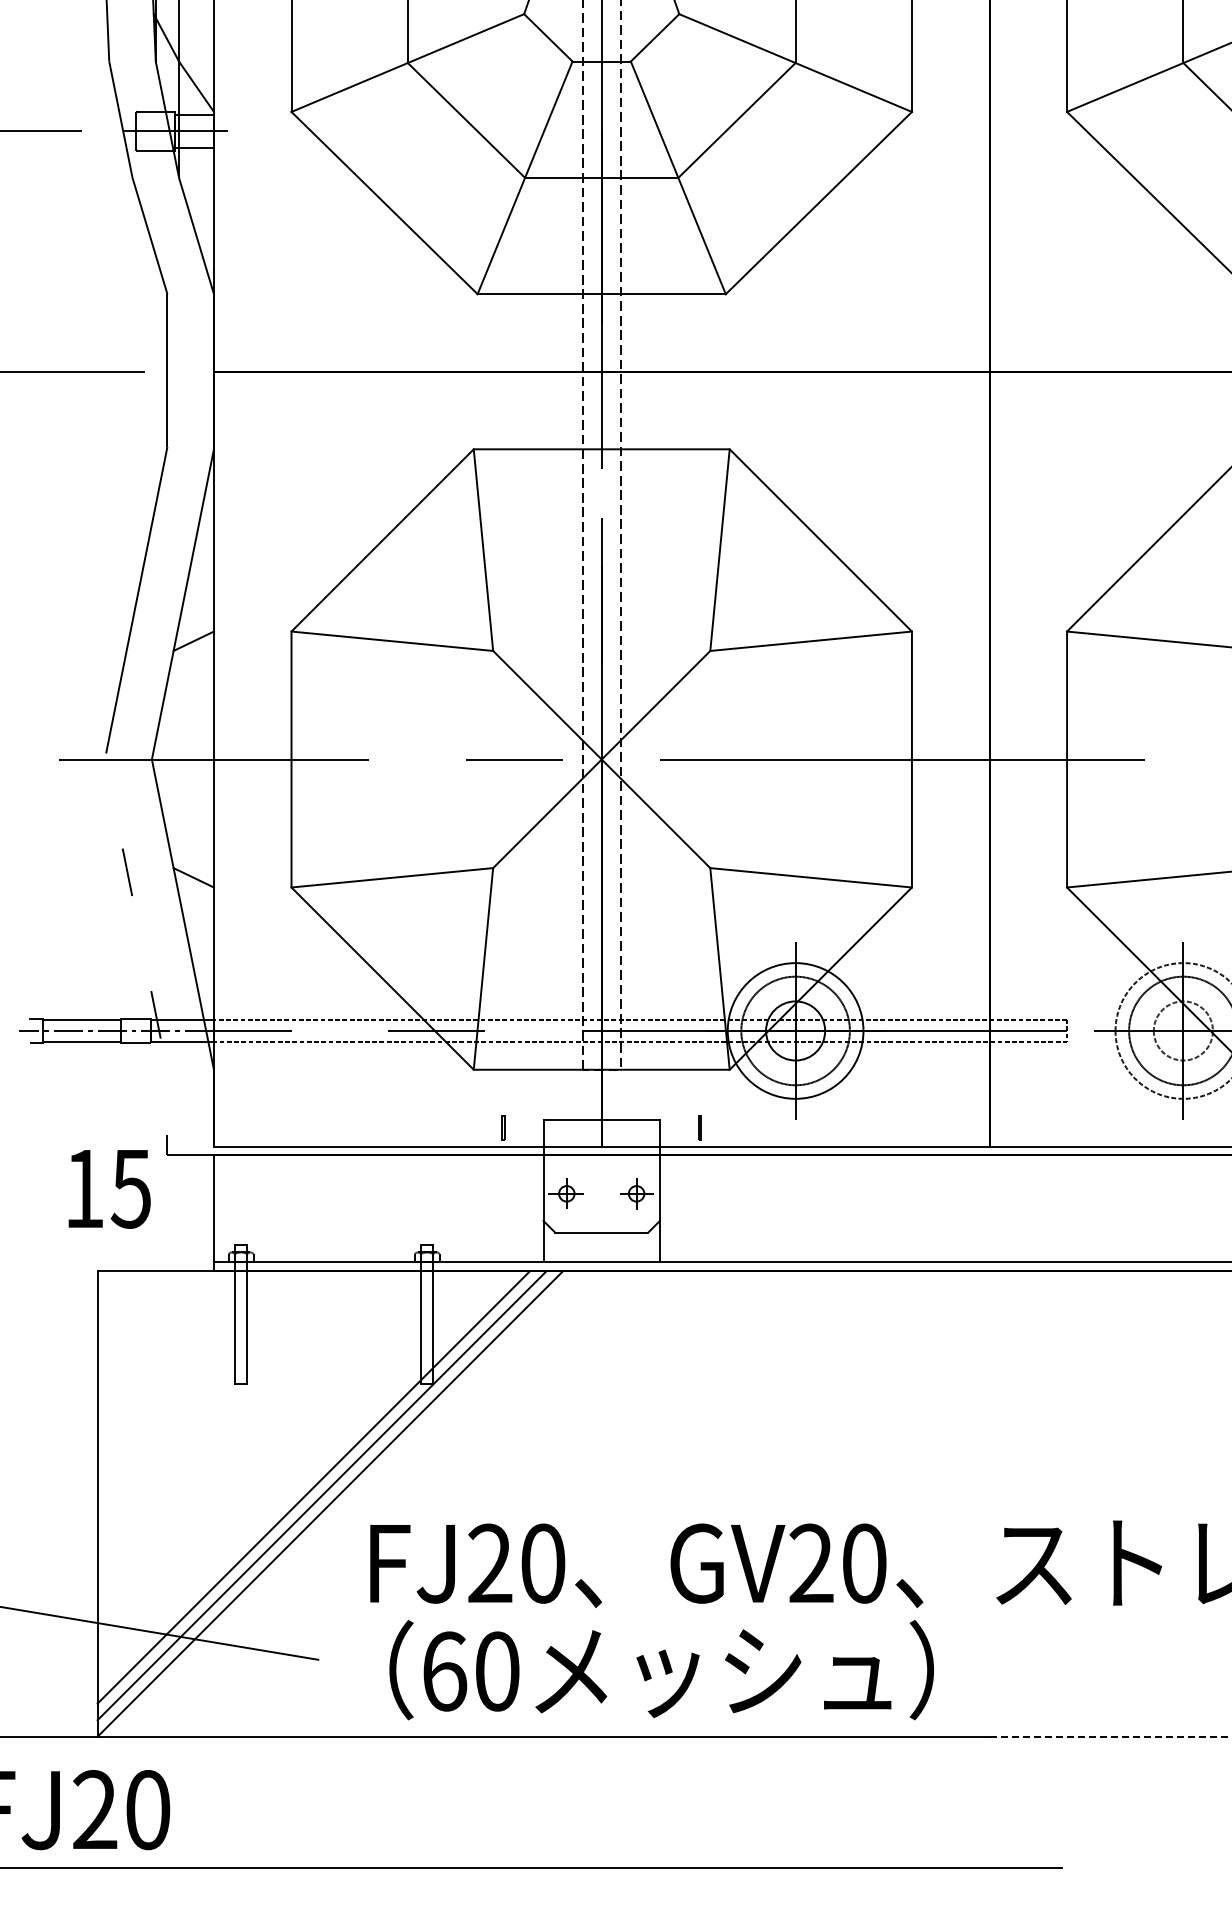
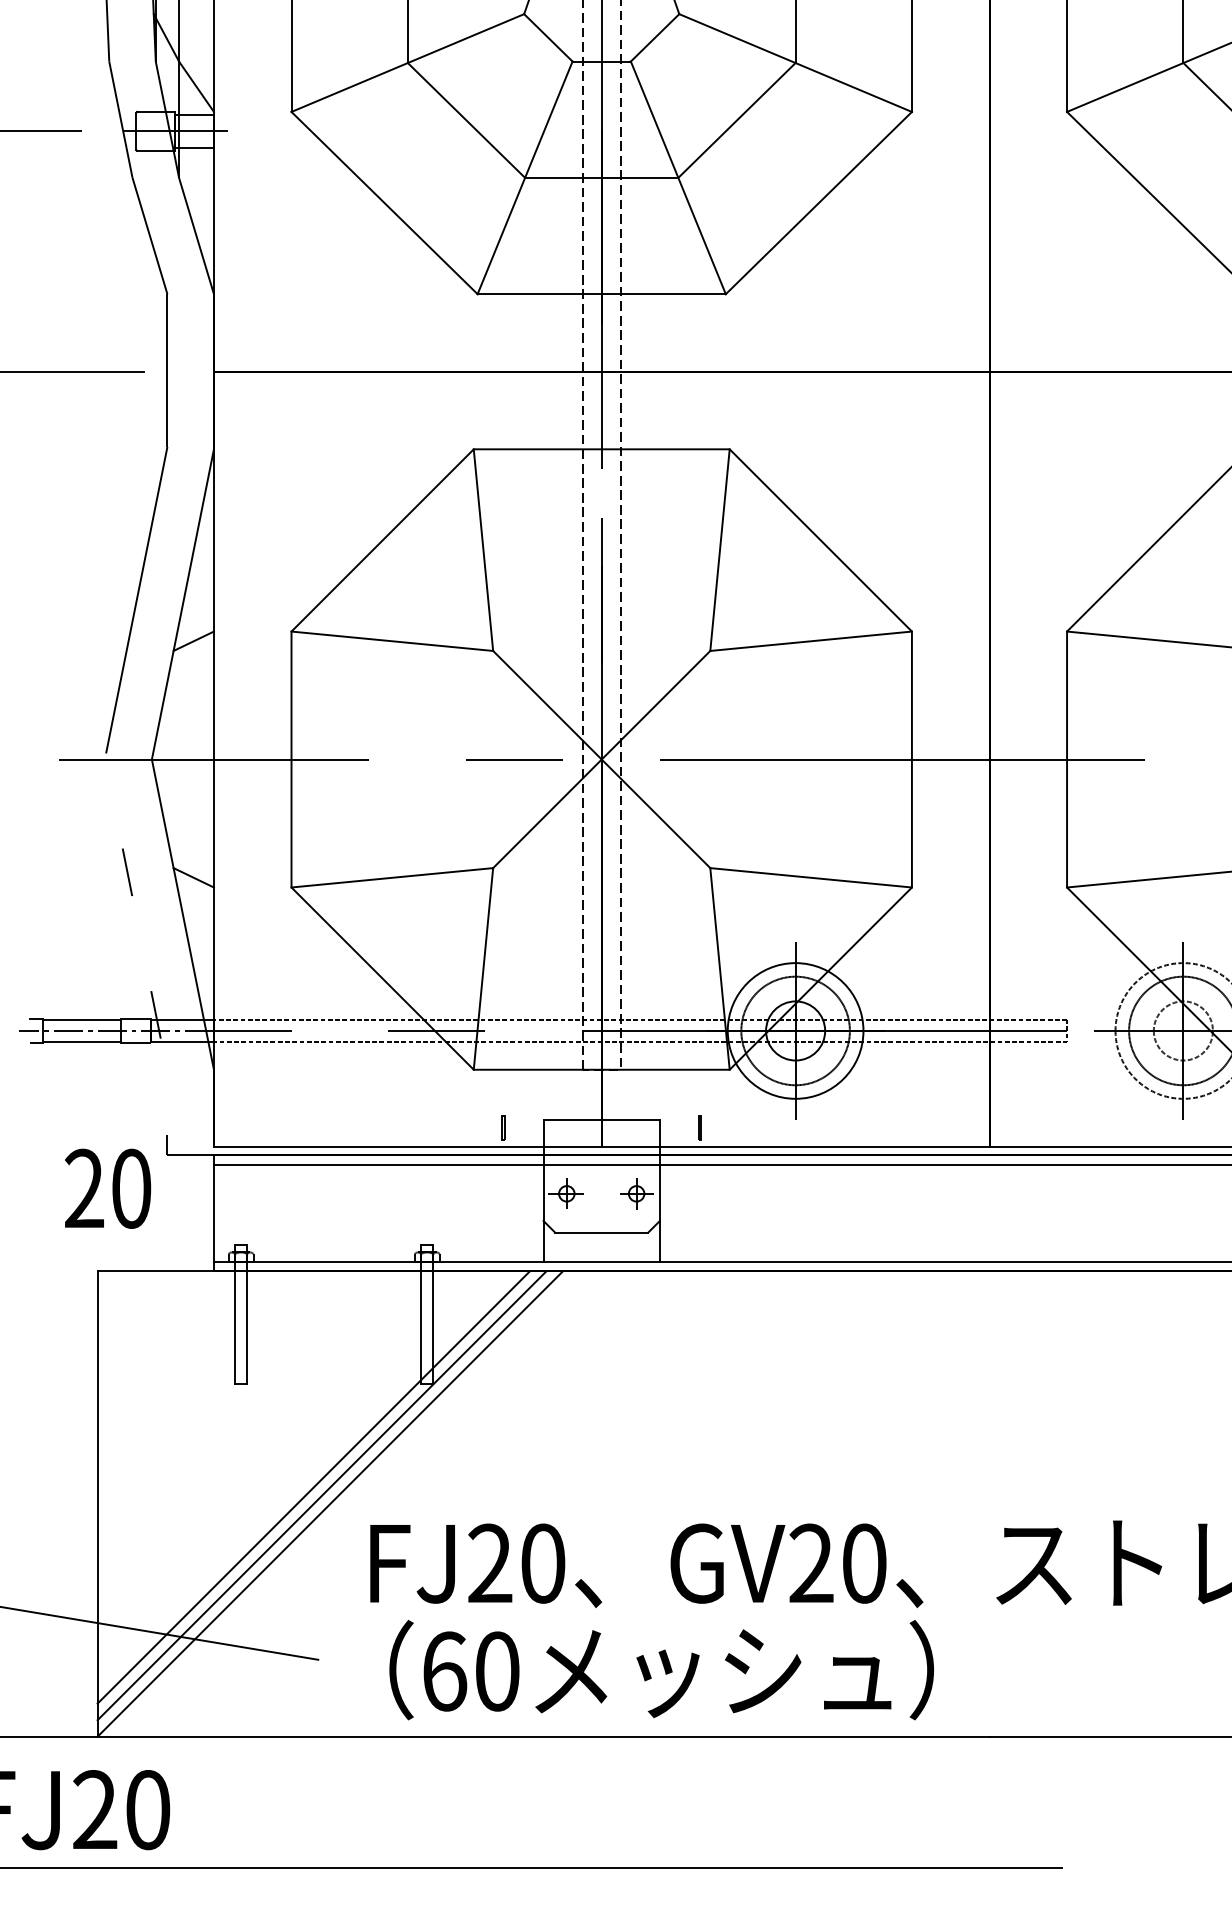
line: none -> present (720, 1164)
text: 15 -> 20 (108, 1188)
line: dashed -> solid (1110, 1736)
